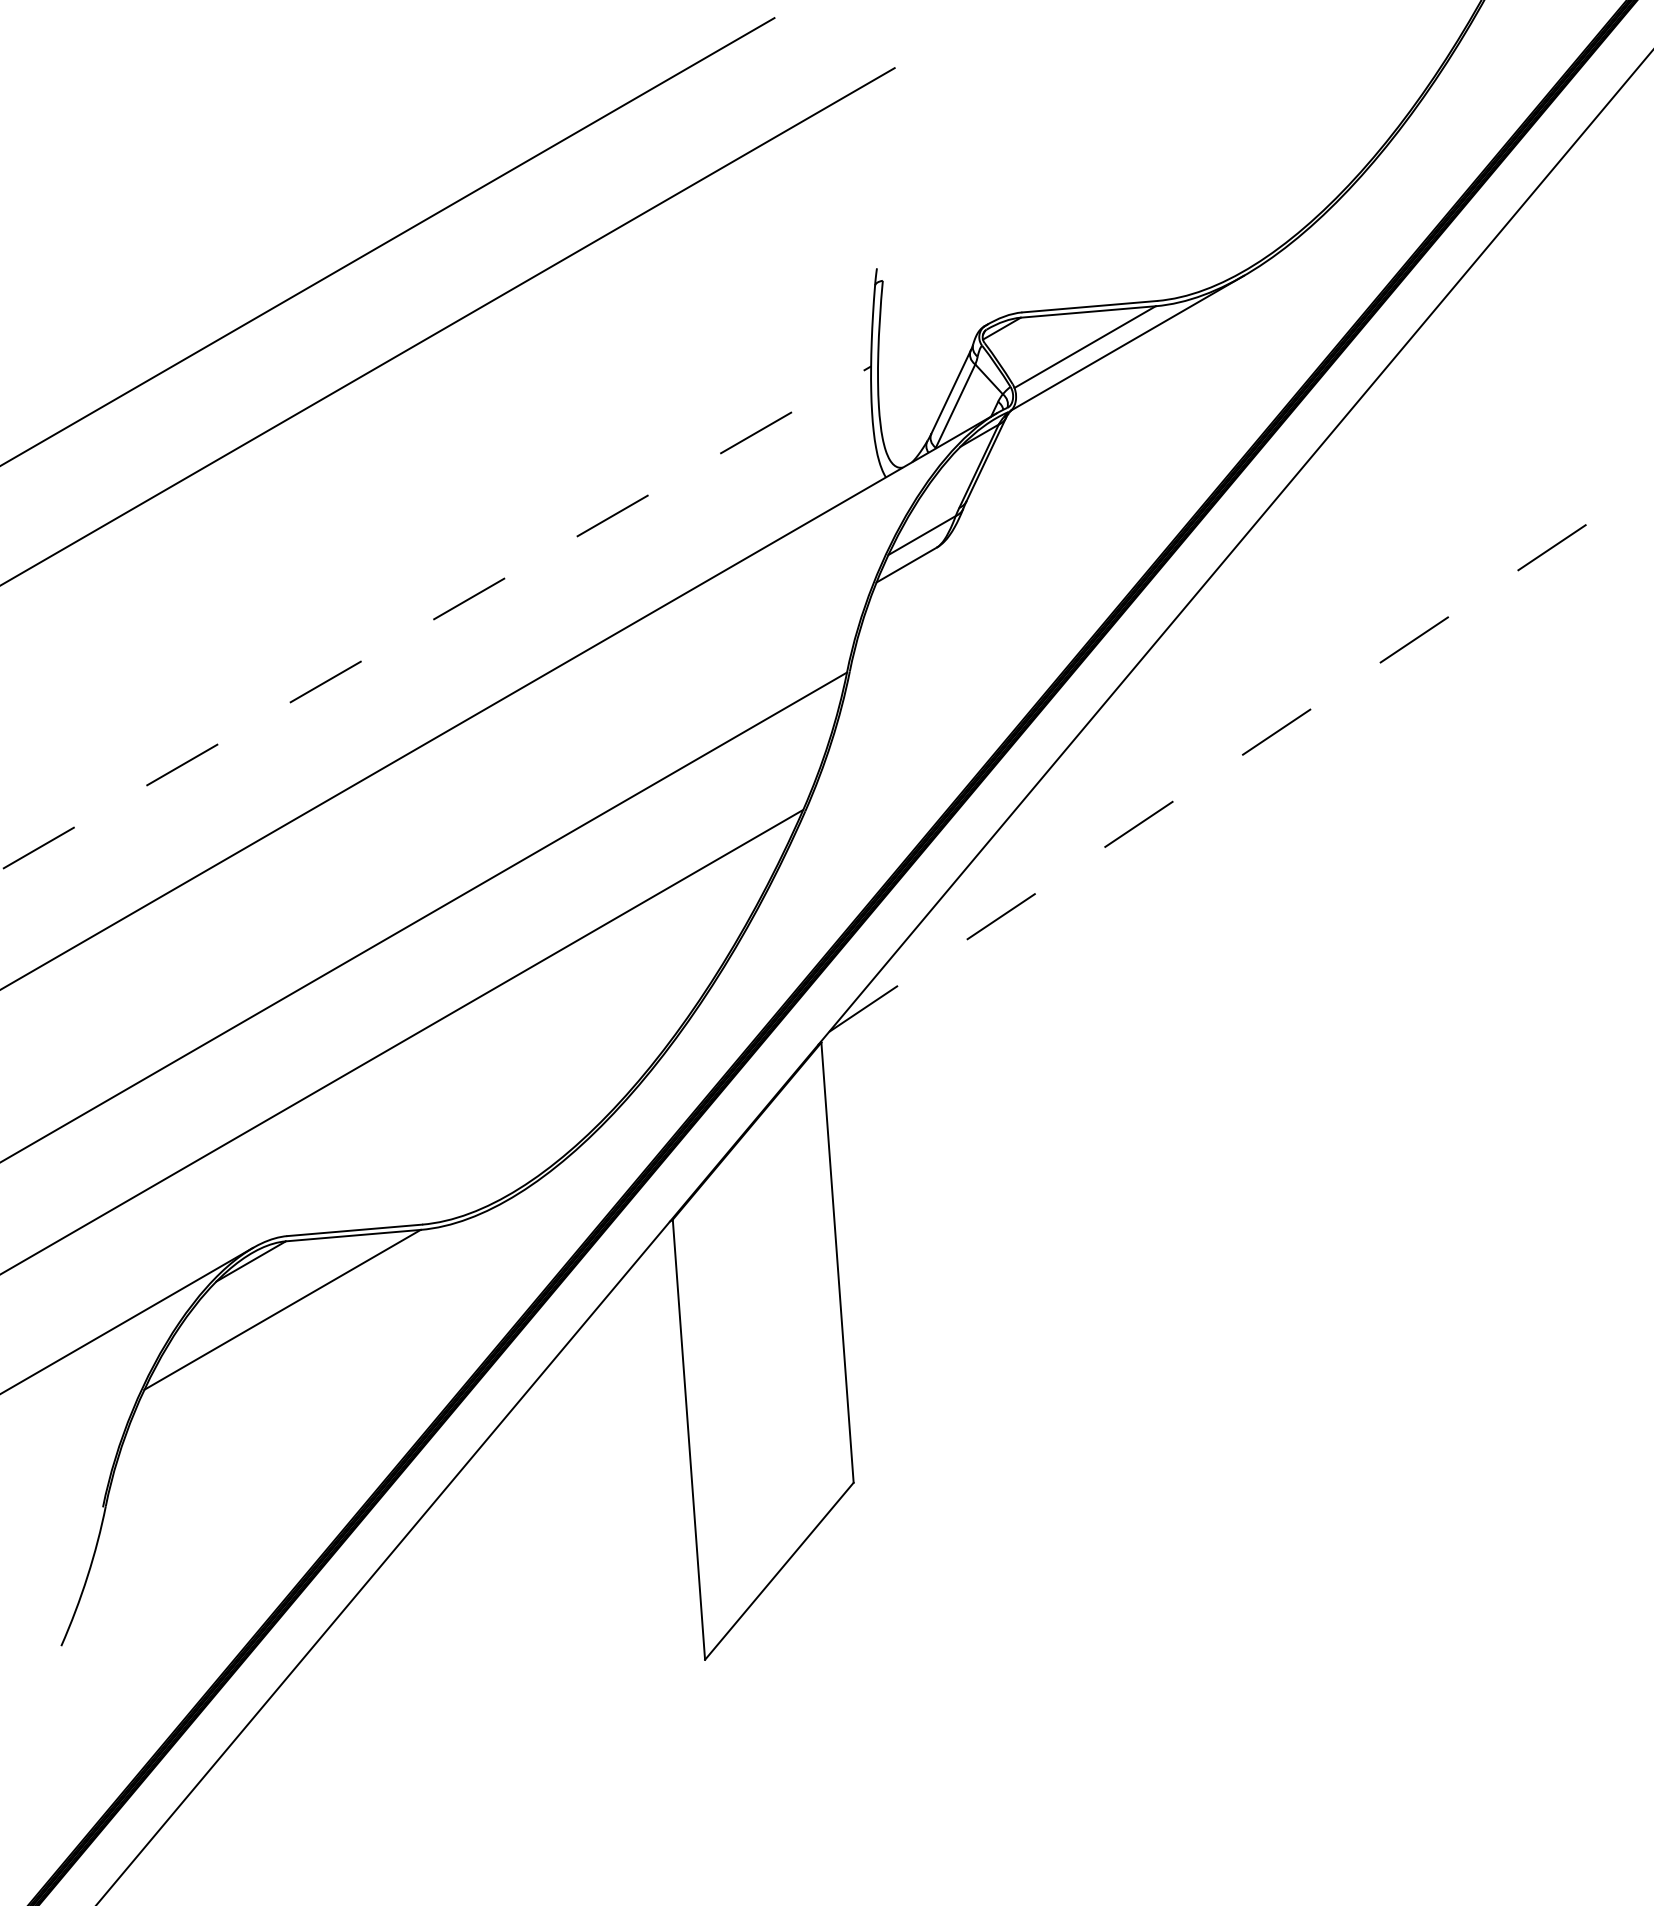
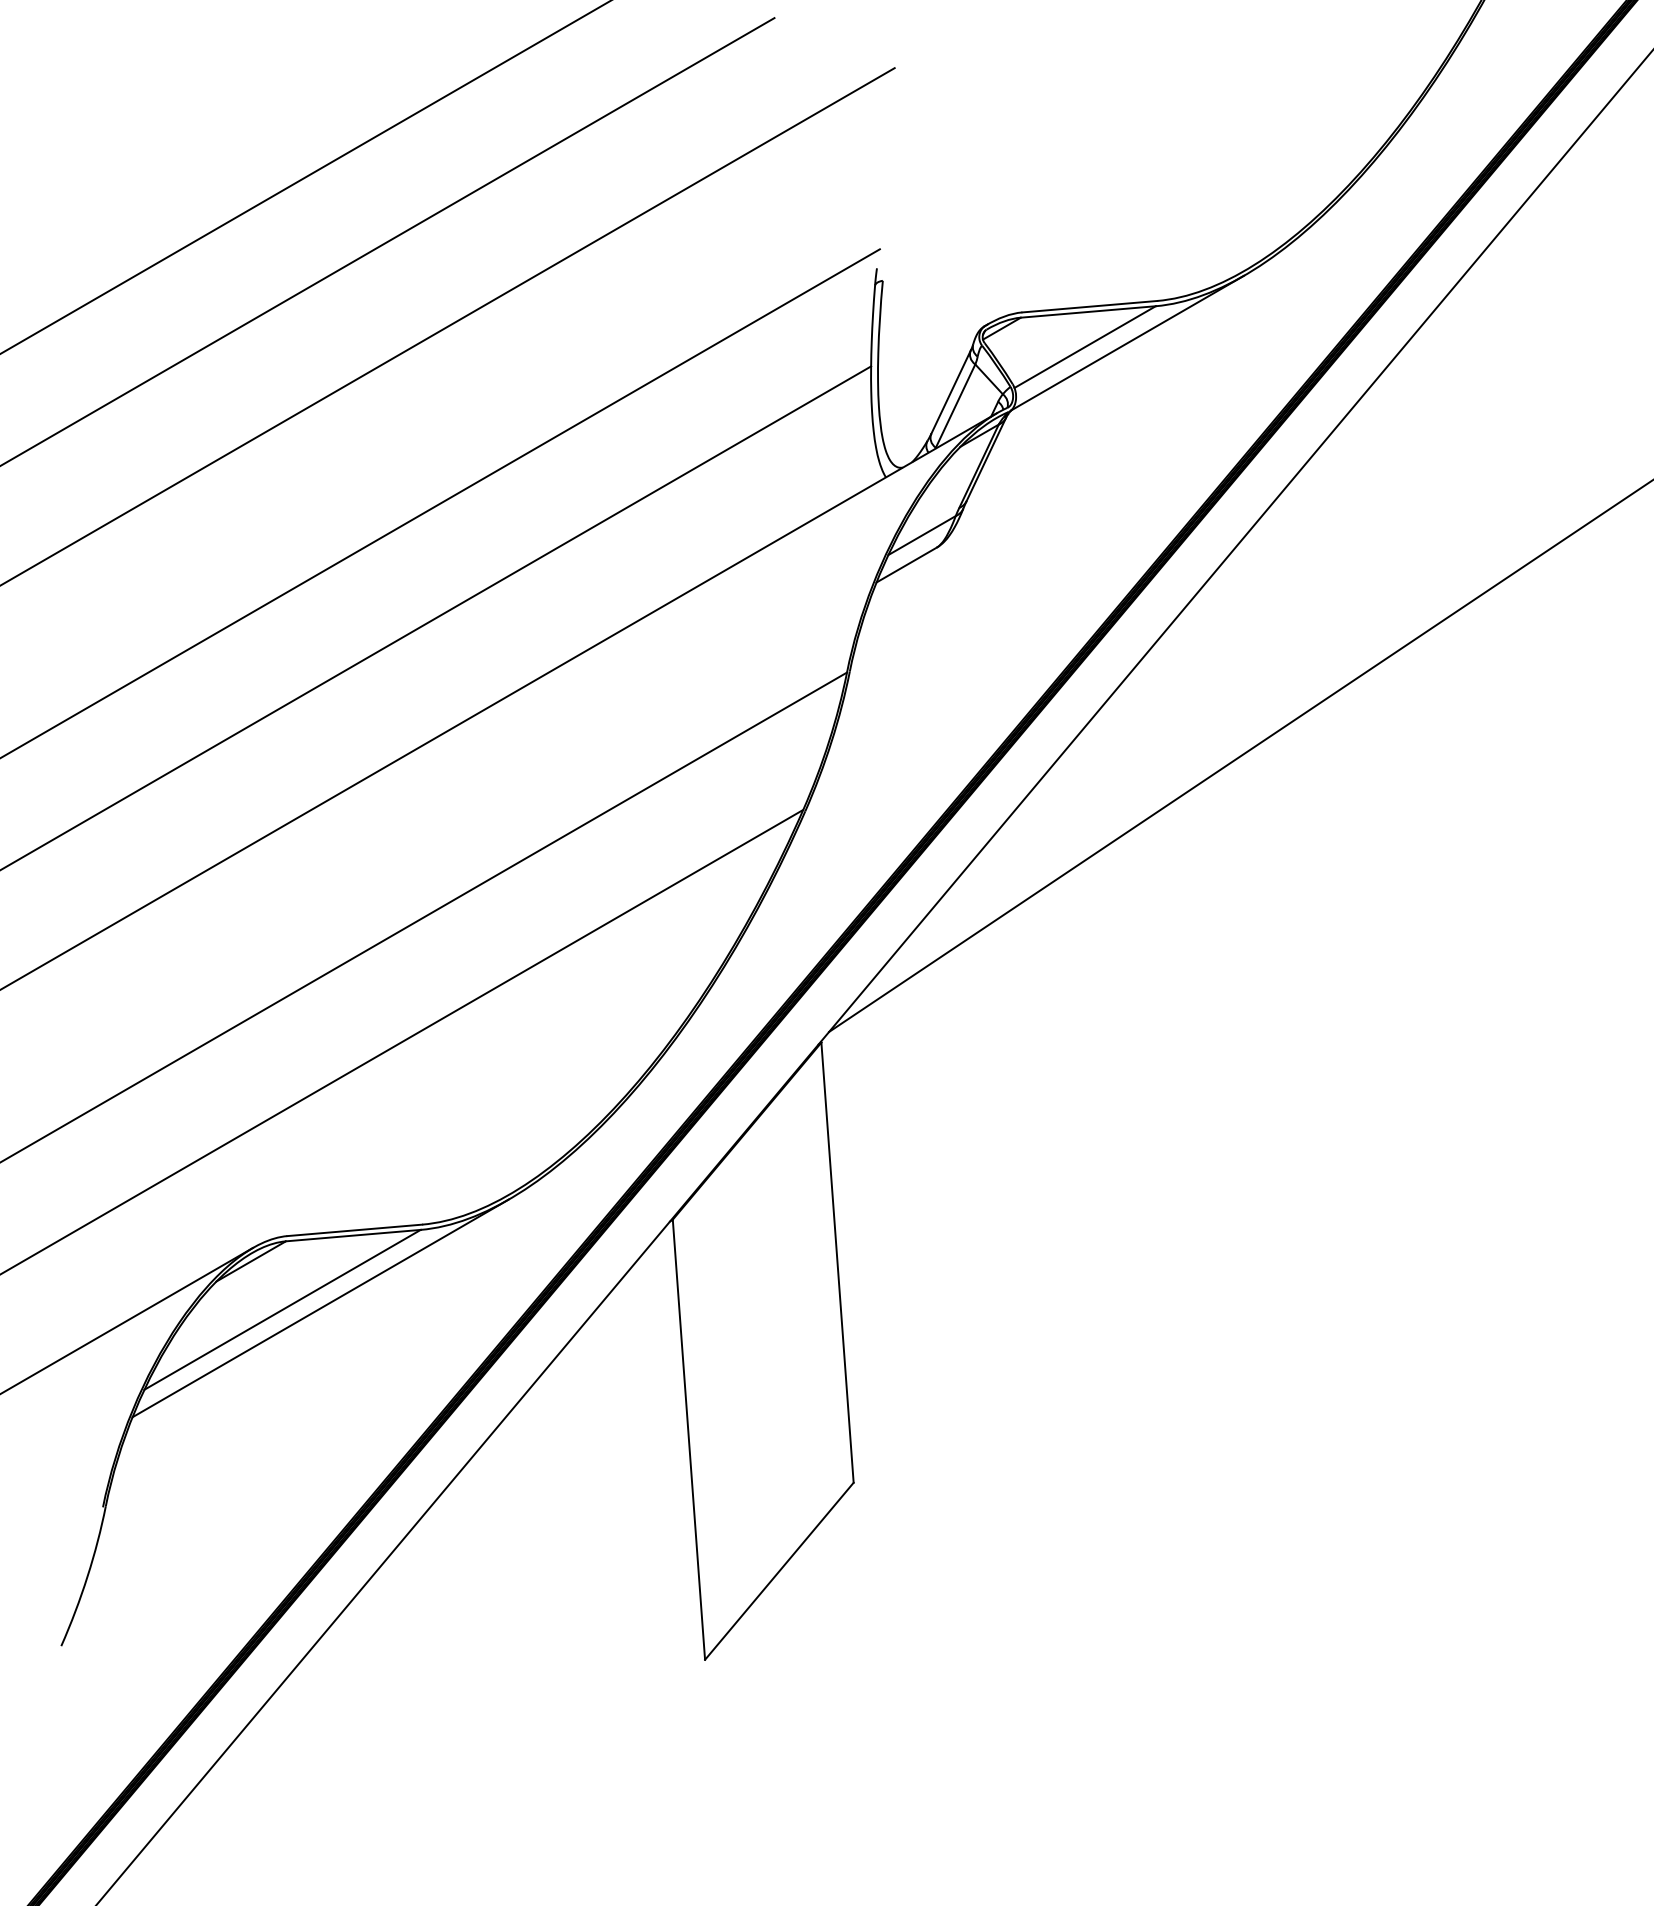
line: none -> present (305, 177)
line: none -> present (440, 502)
line: dashed -> solid (435, 618)
line: dashed -> solid (1241, 755)
line: none -> present (320, 1308)
